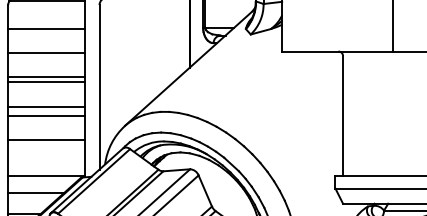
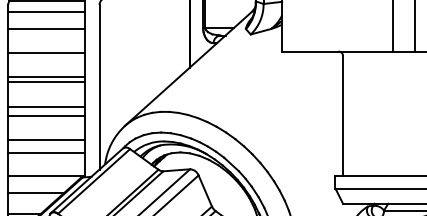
line: none -> present (46, 11)
line: none -> present (415, 26)
line: none -> present (46, 152)
